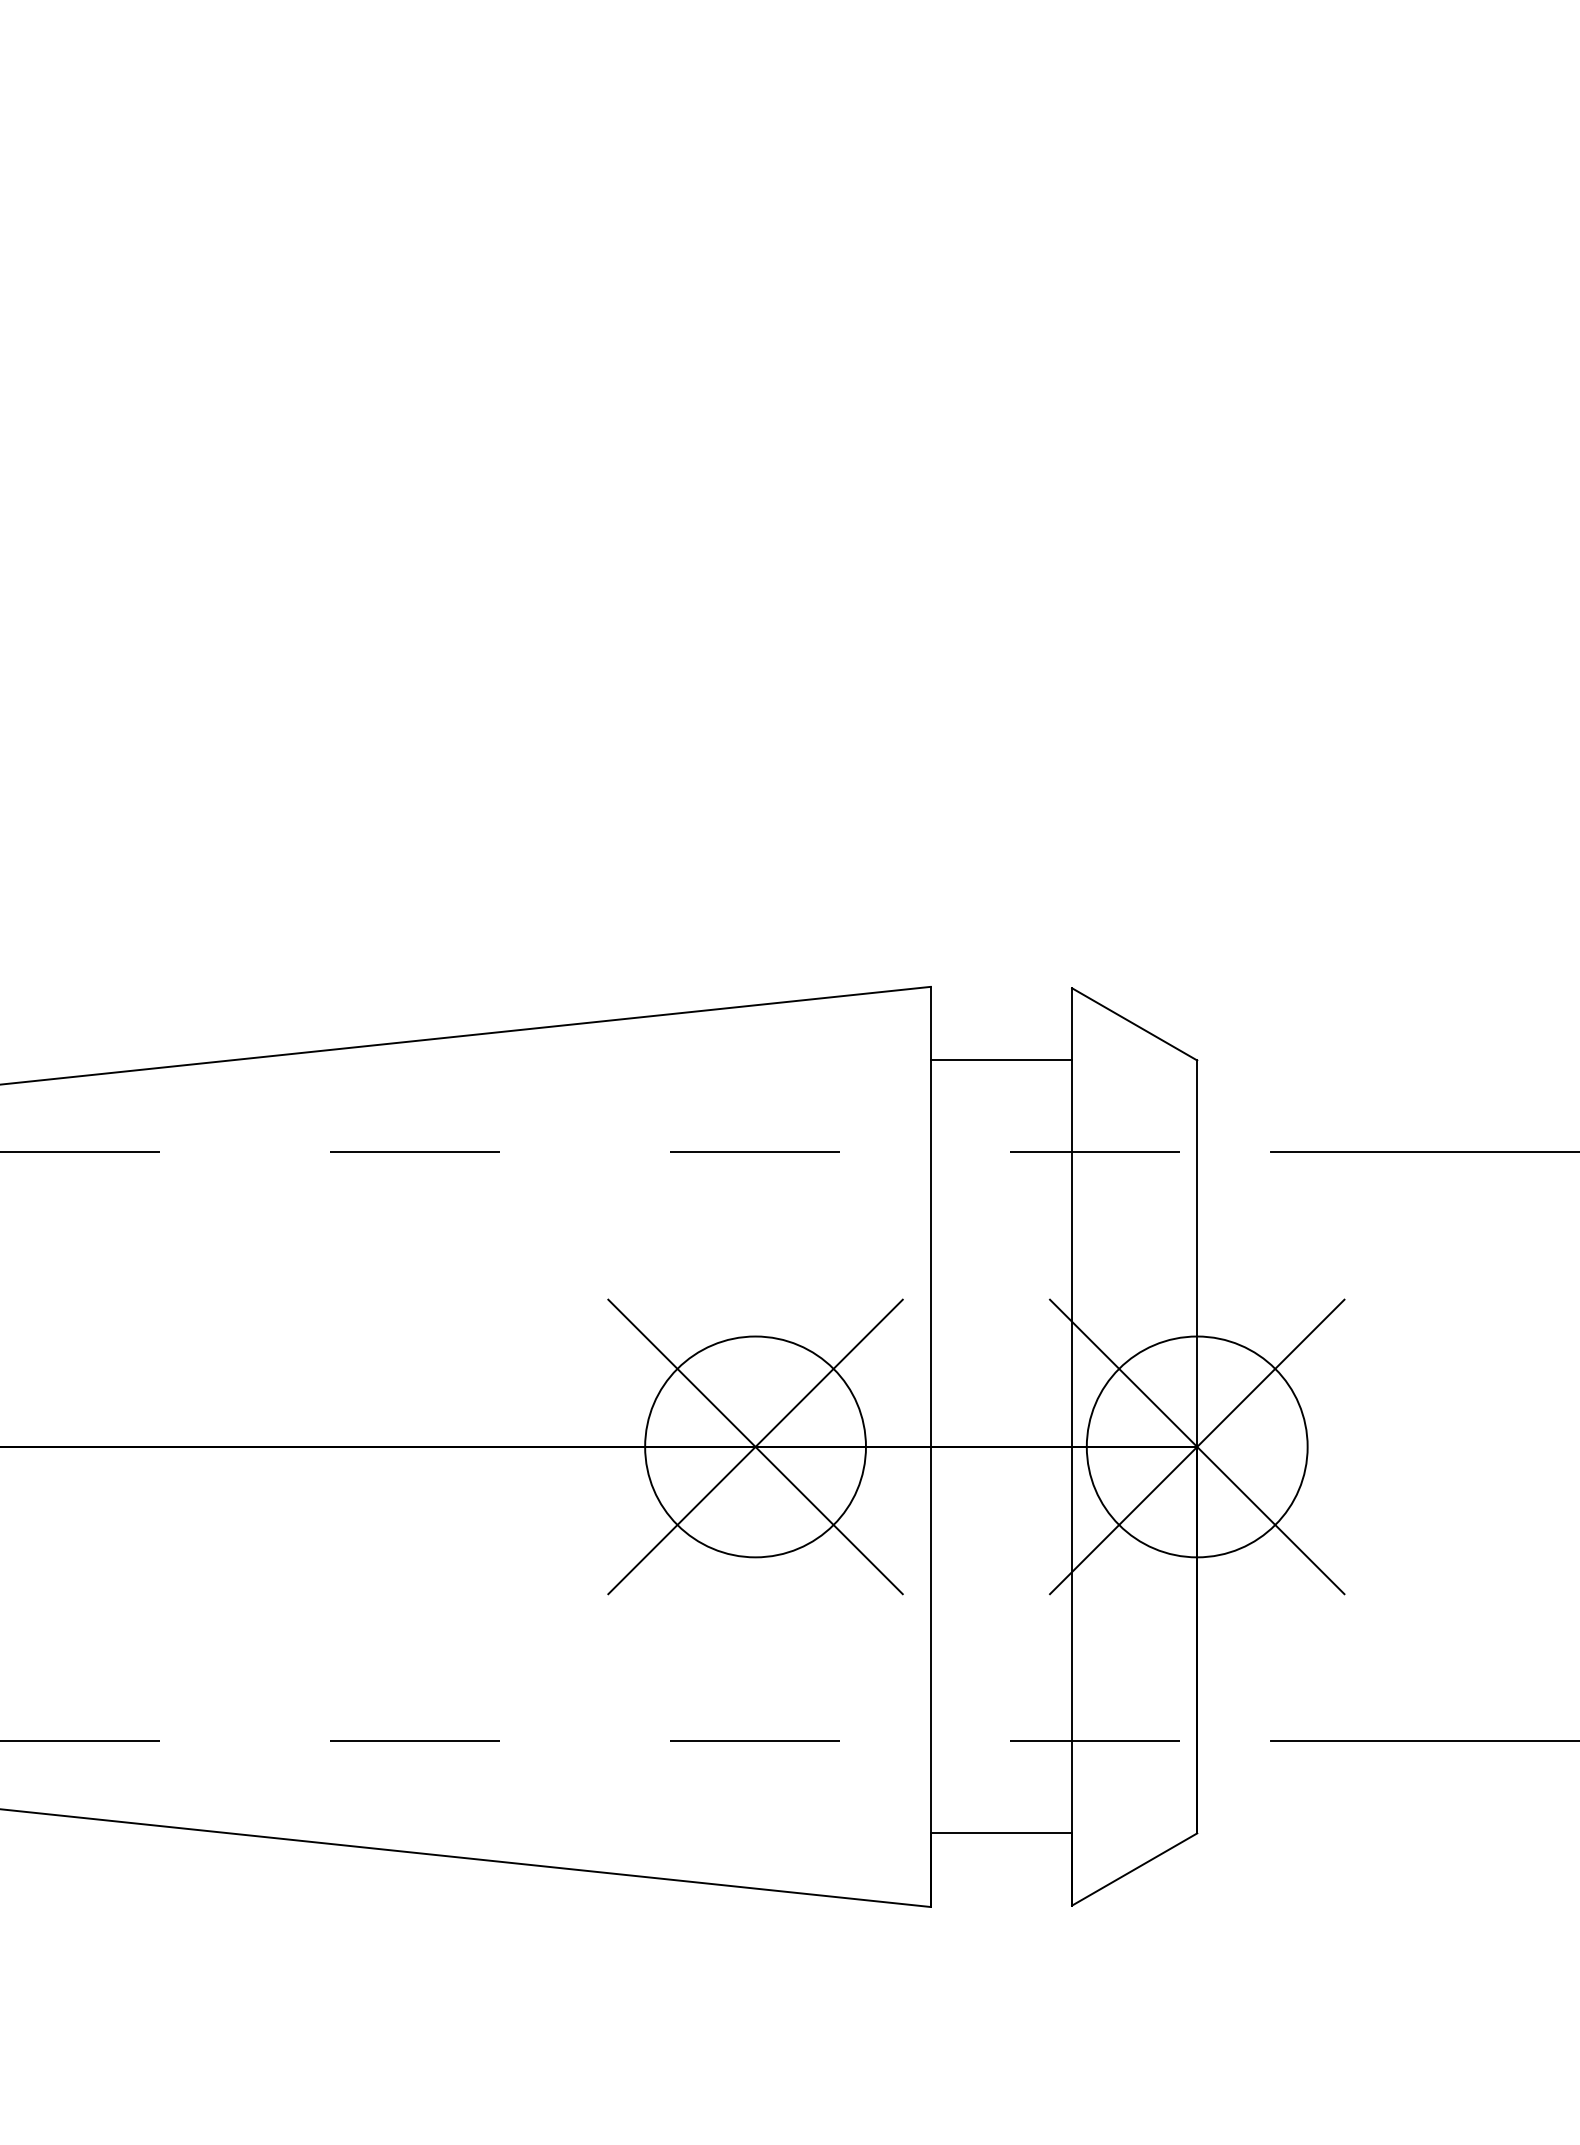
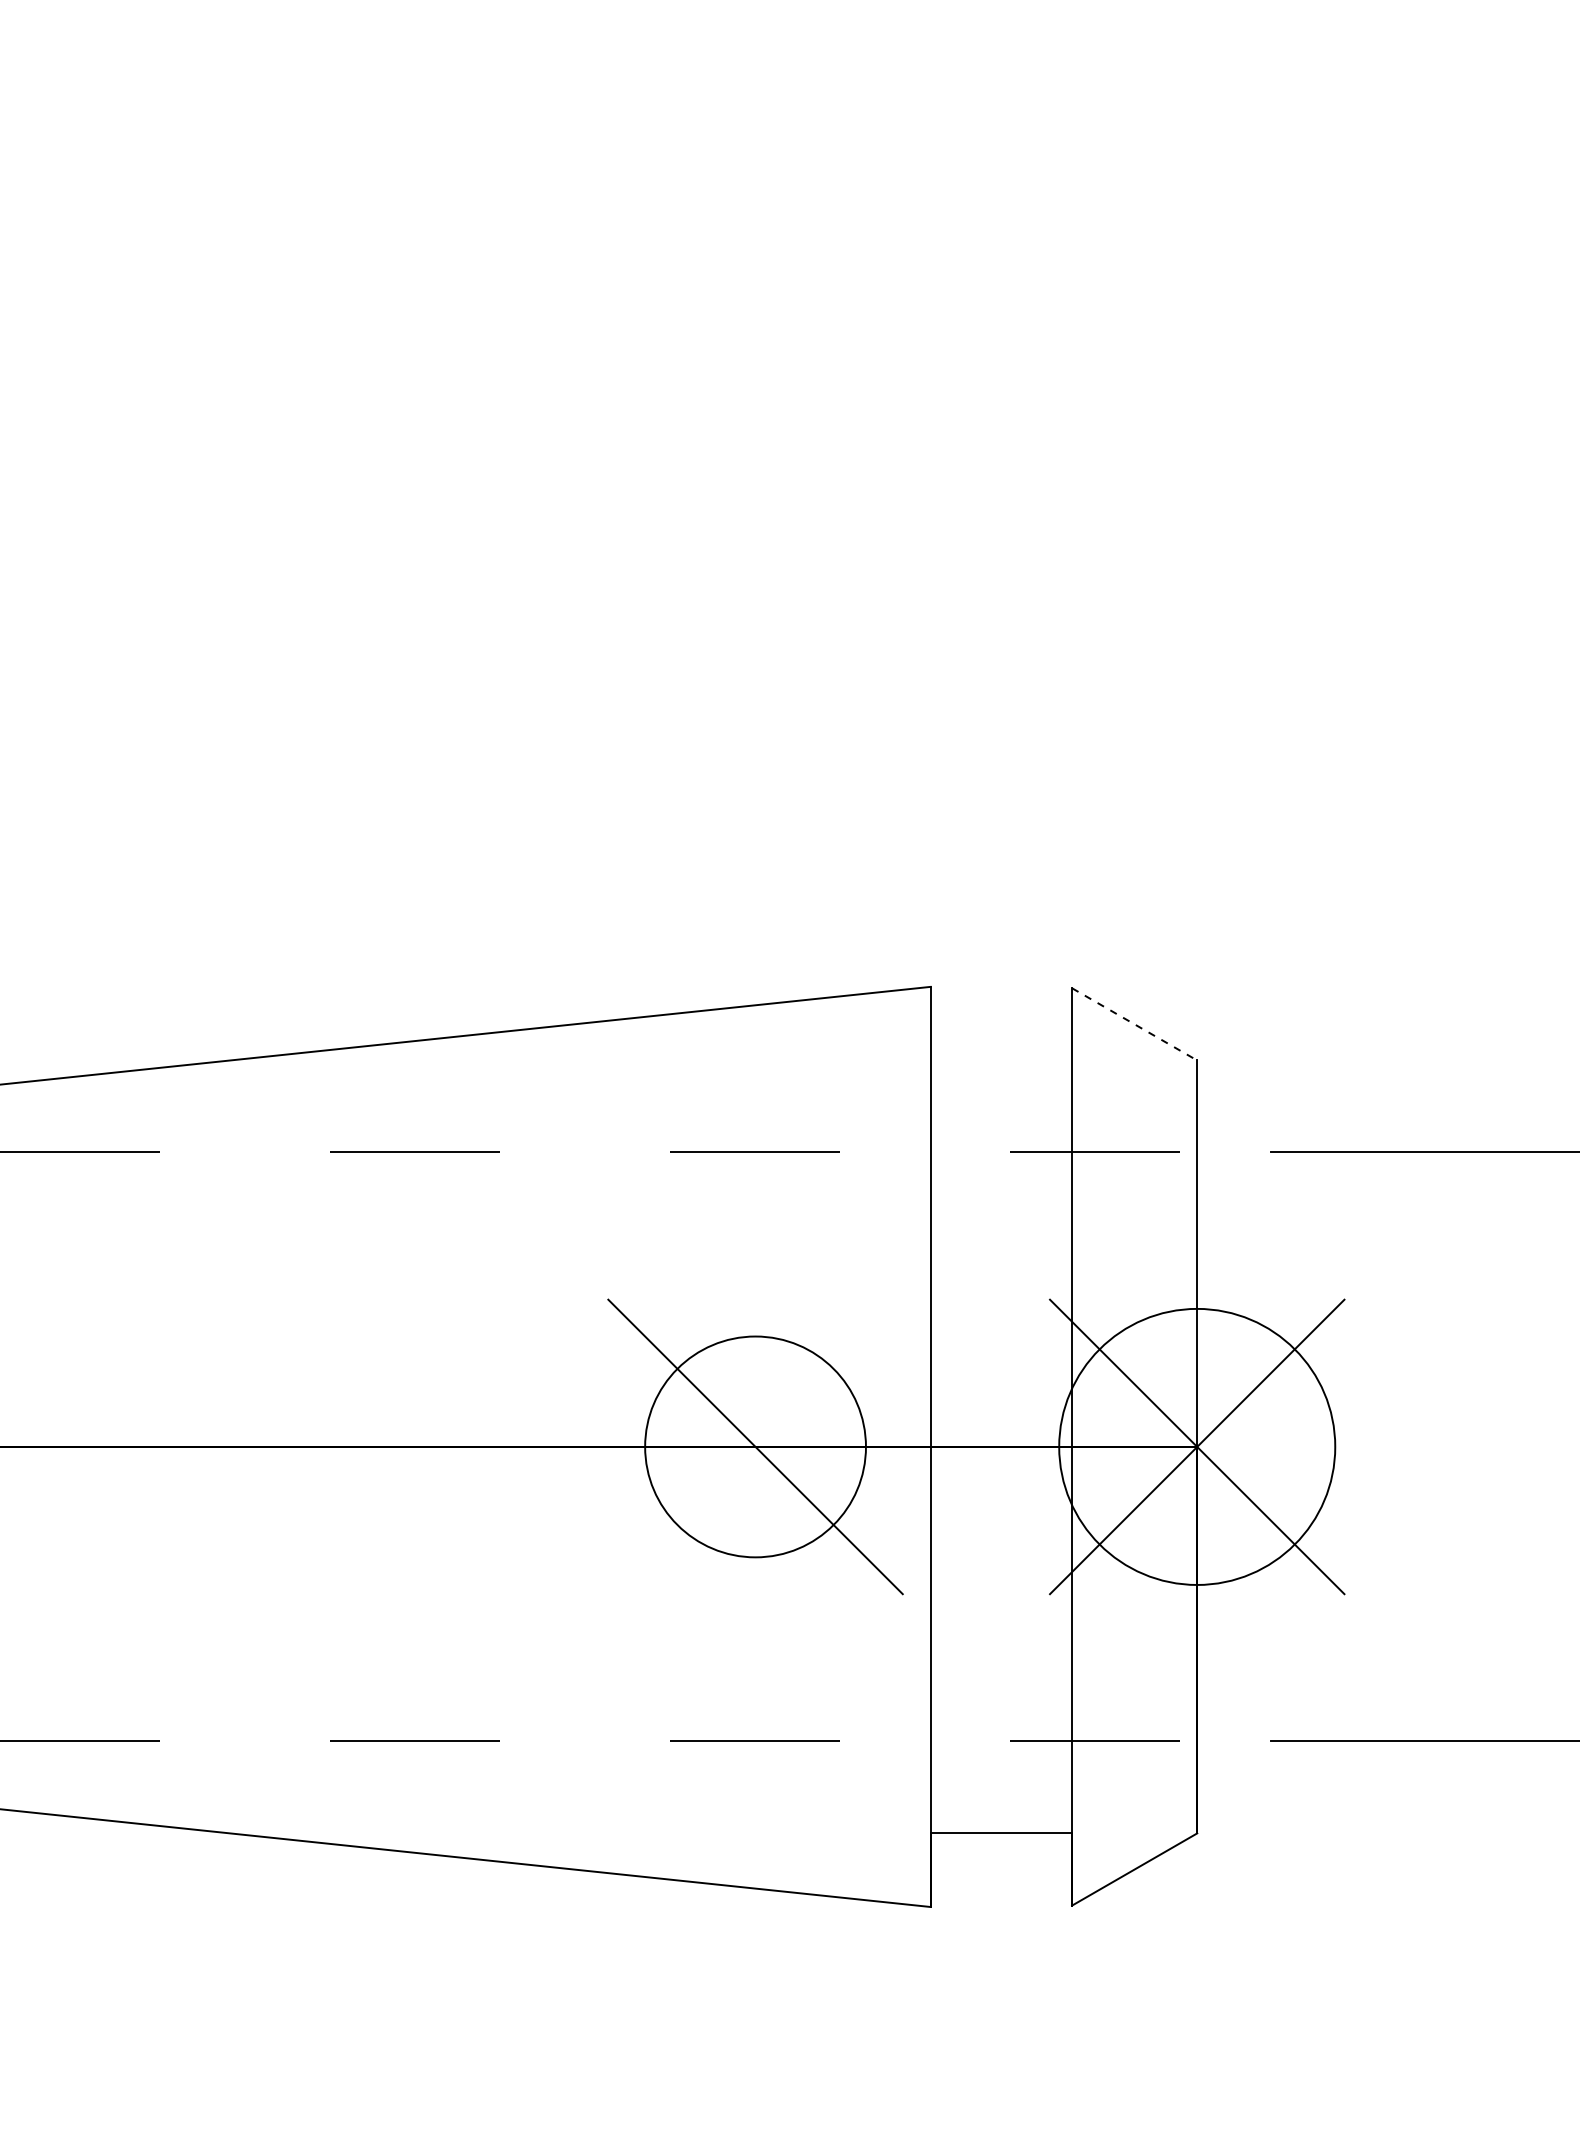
line: solid -> dashed (1135, 1024)
line: present -> none (1001, 1060)
line: present -> none (755, 1446)
circle diameter: 221 px -> 276 px (1197, 1446)
